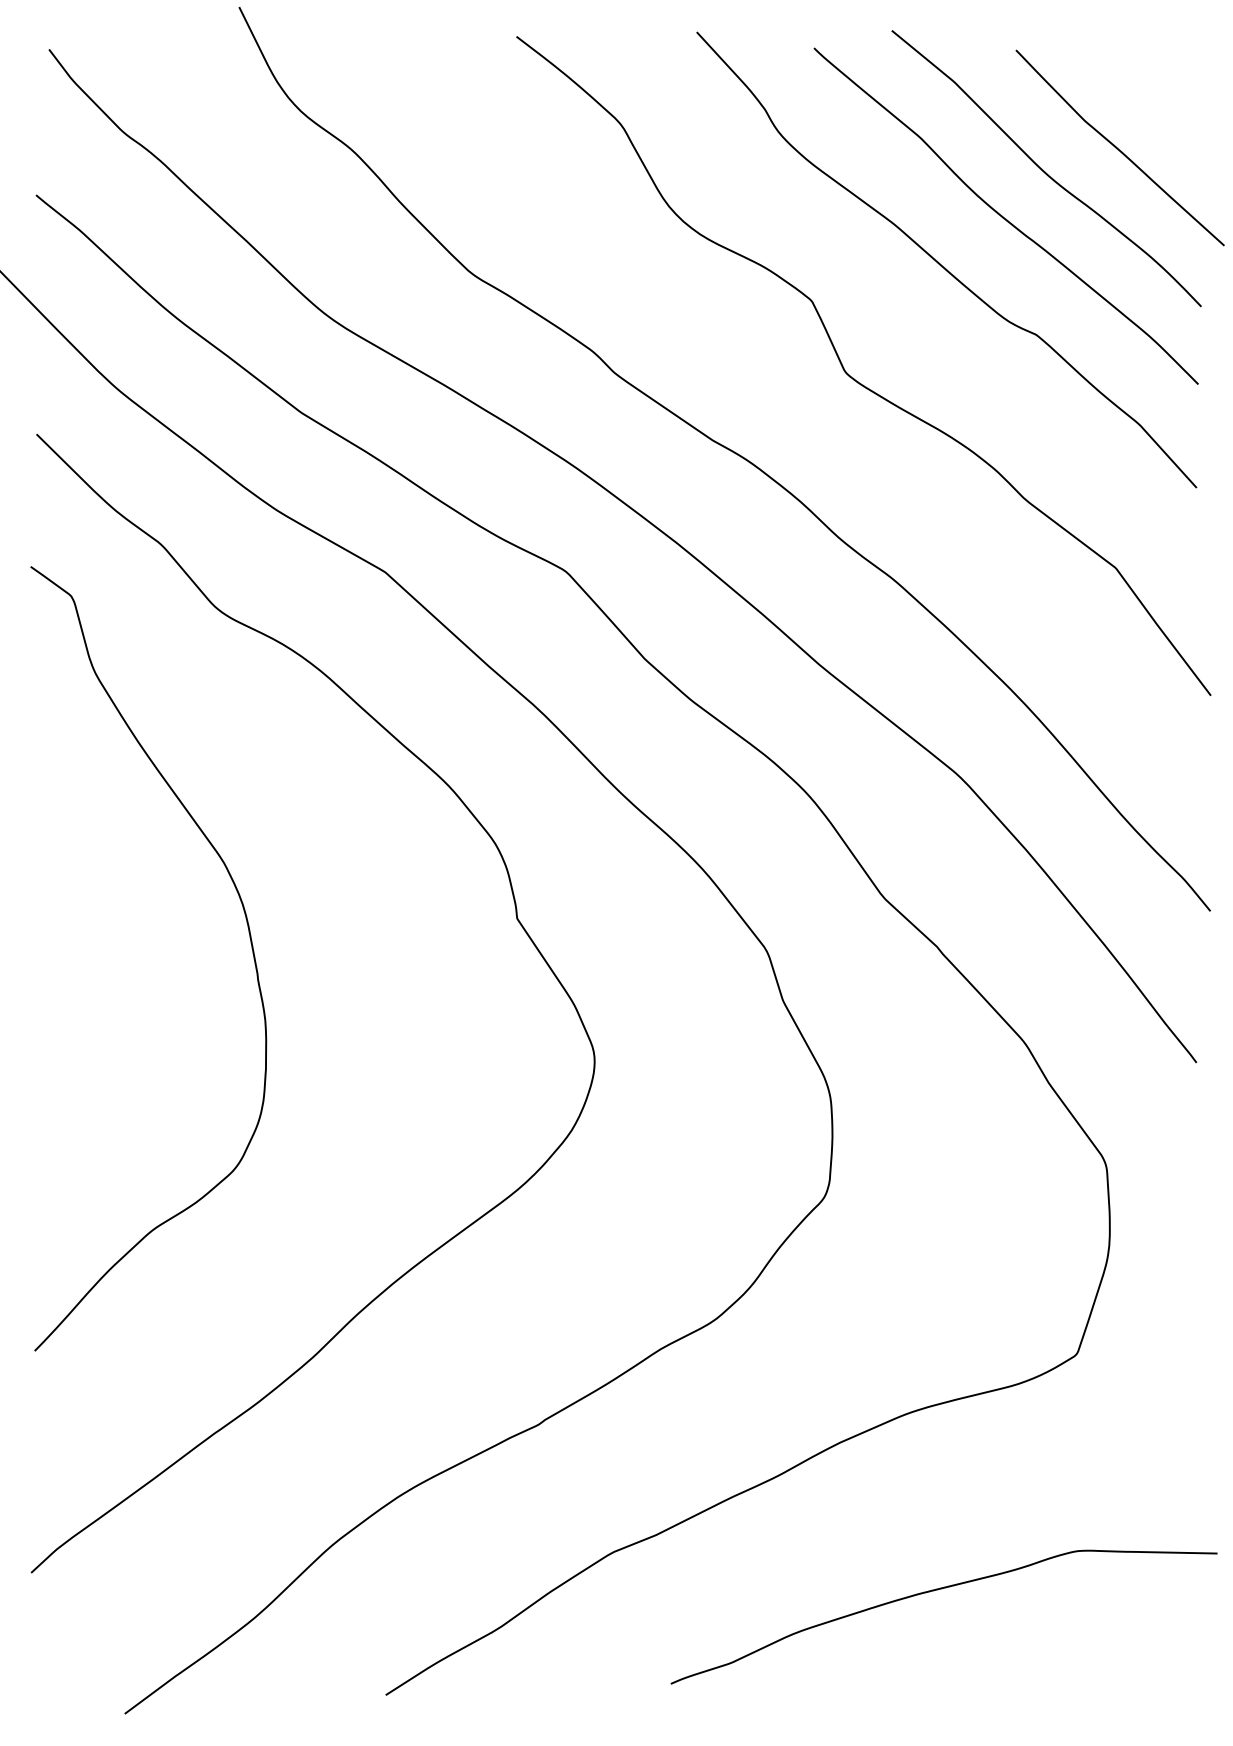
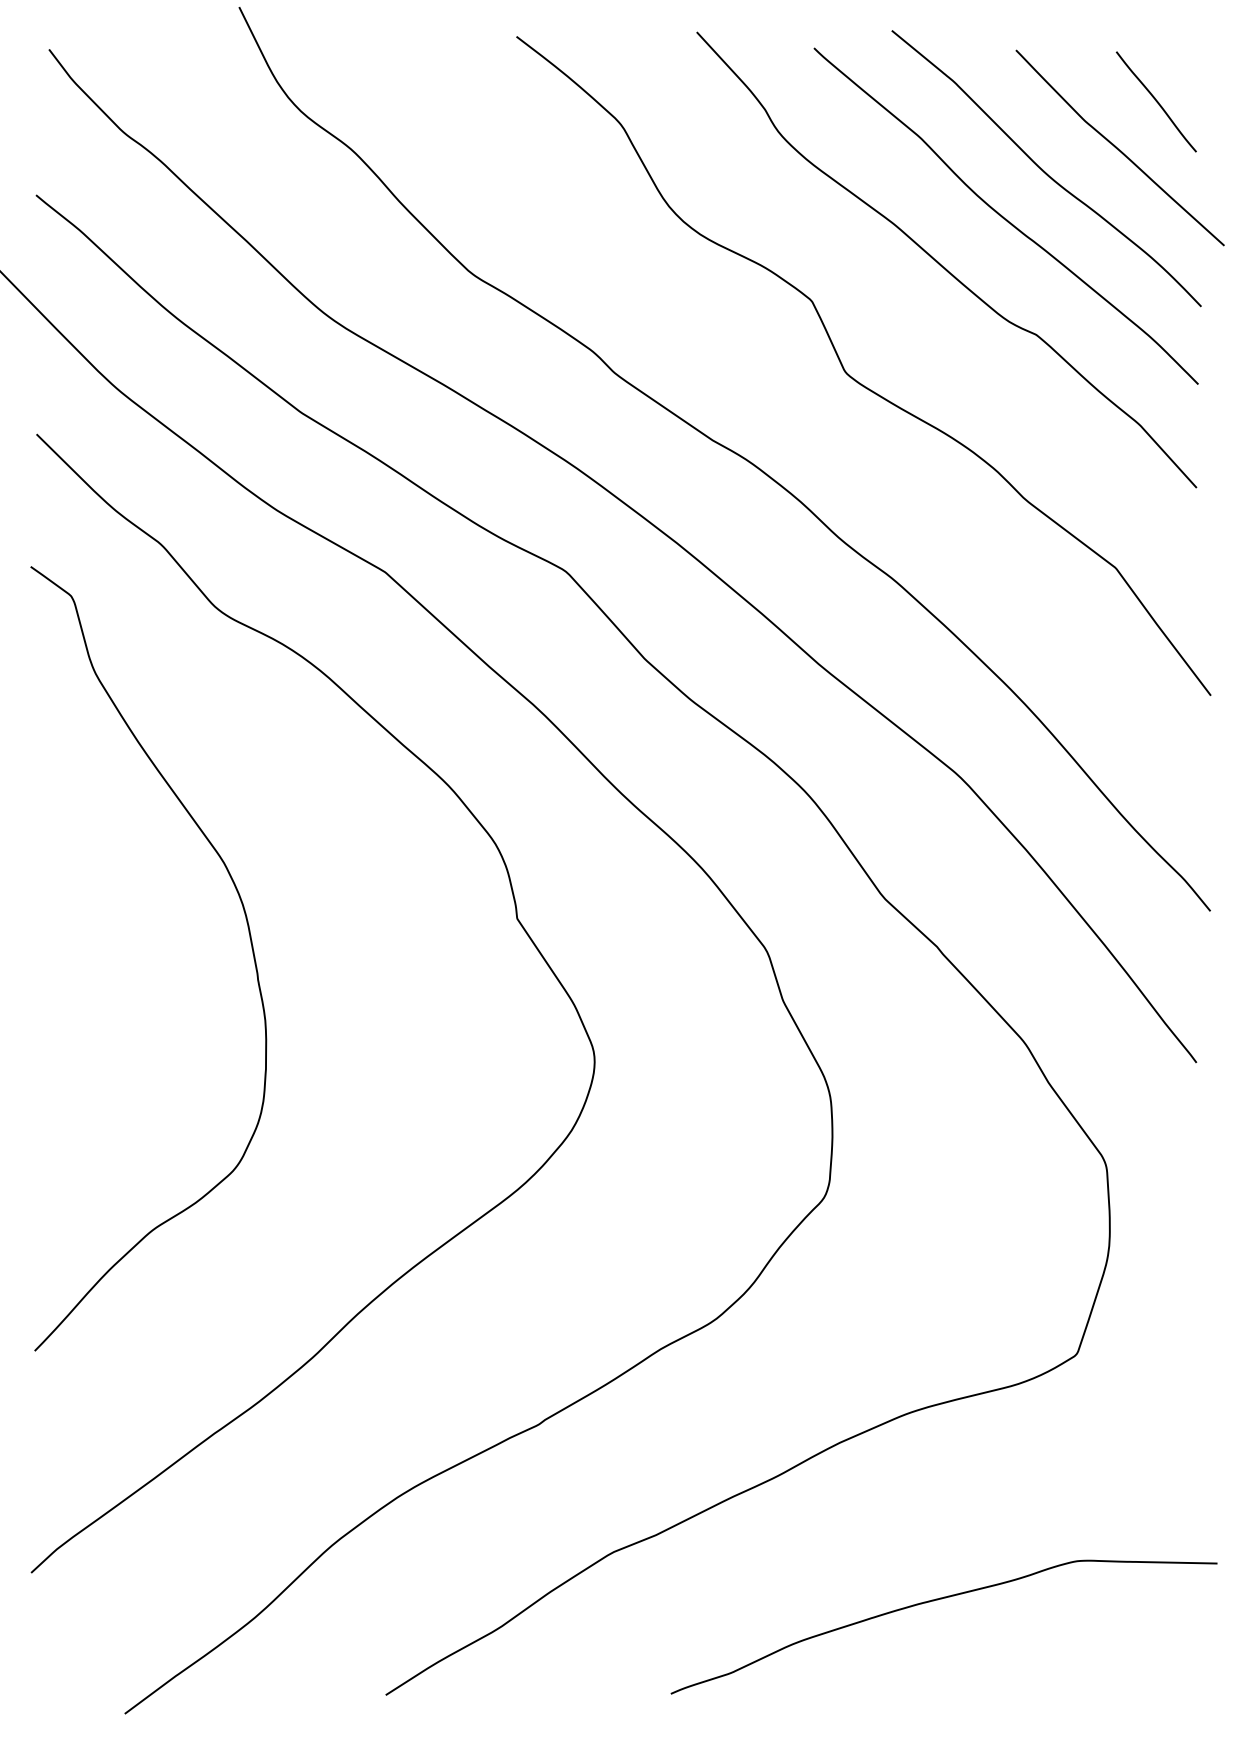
curve: none -> present (1155, 101)
curve position: (938, 1590) -> (938, 1600) (938, 1600)
